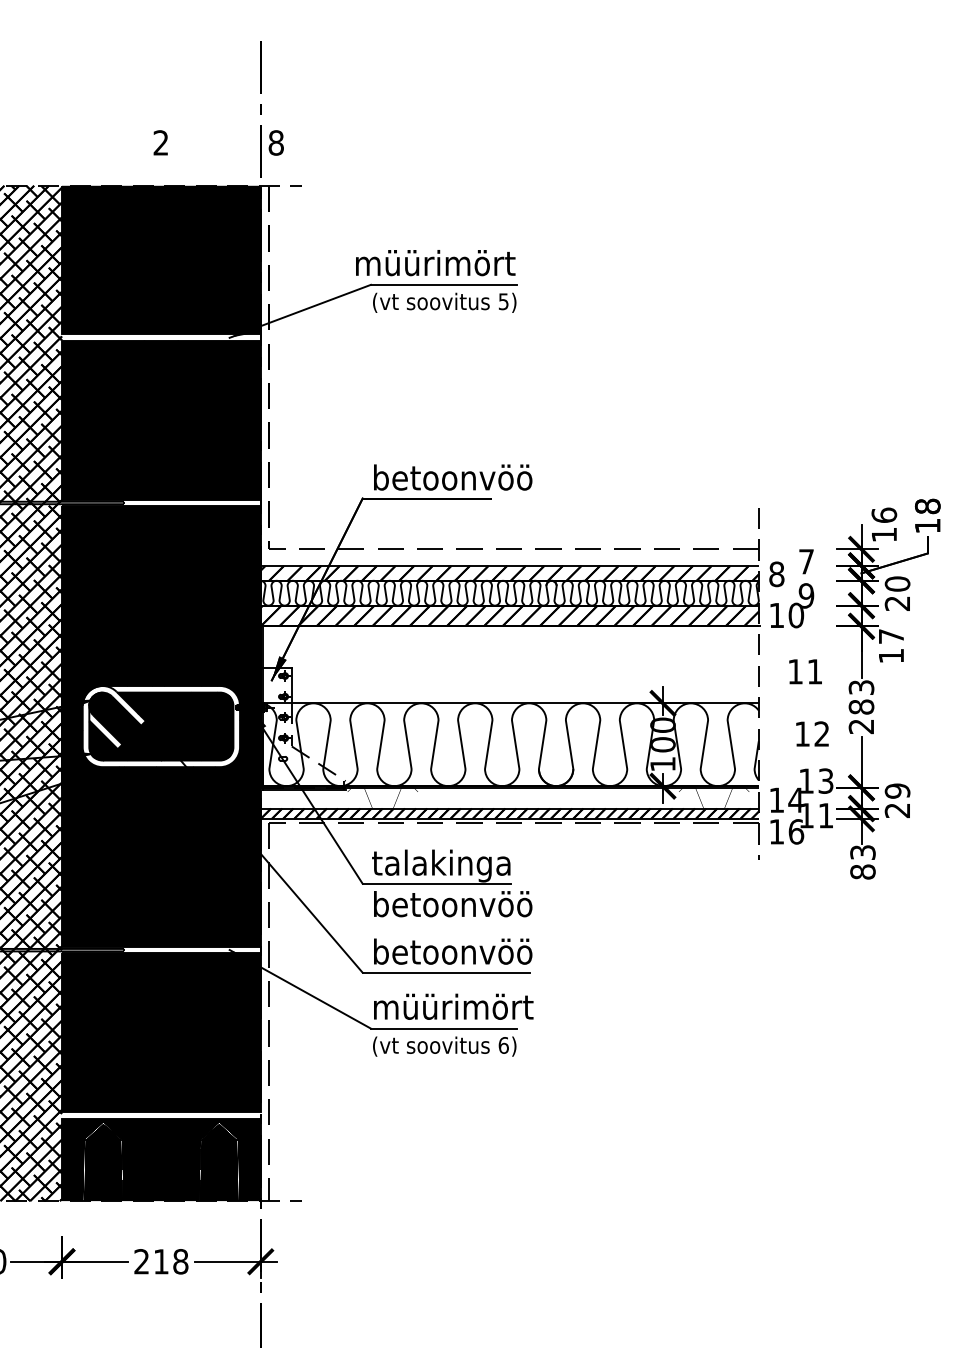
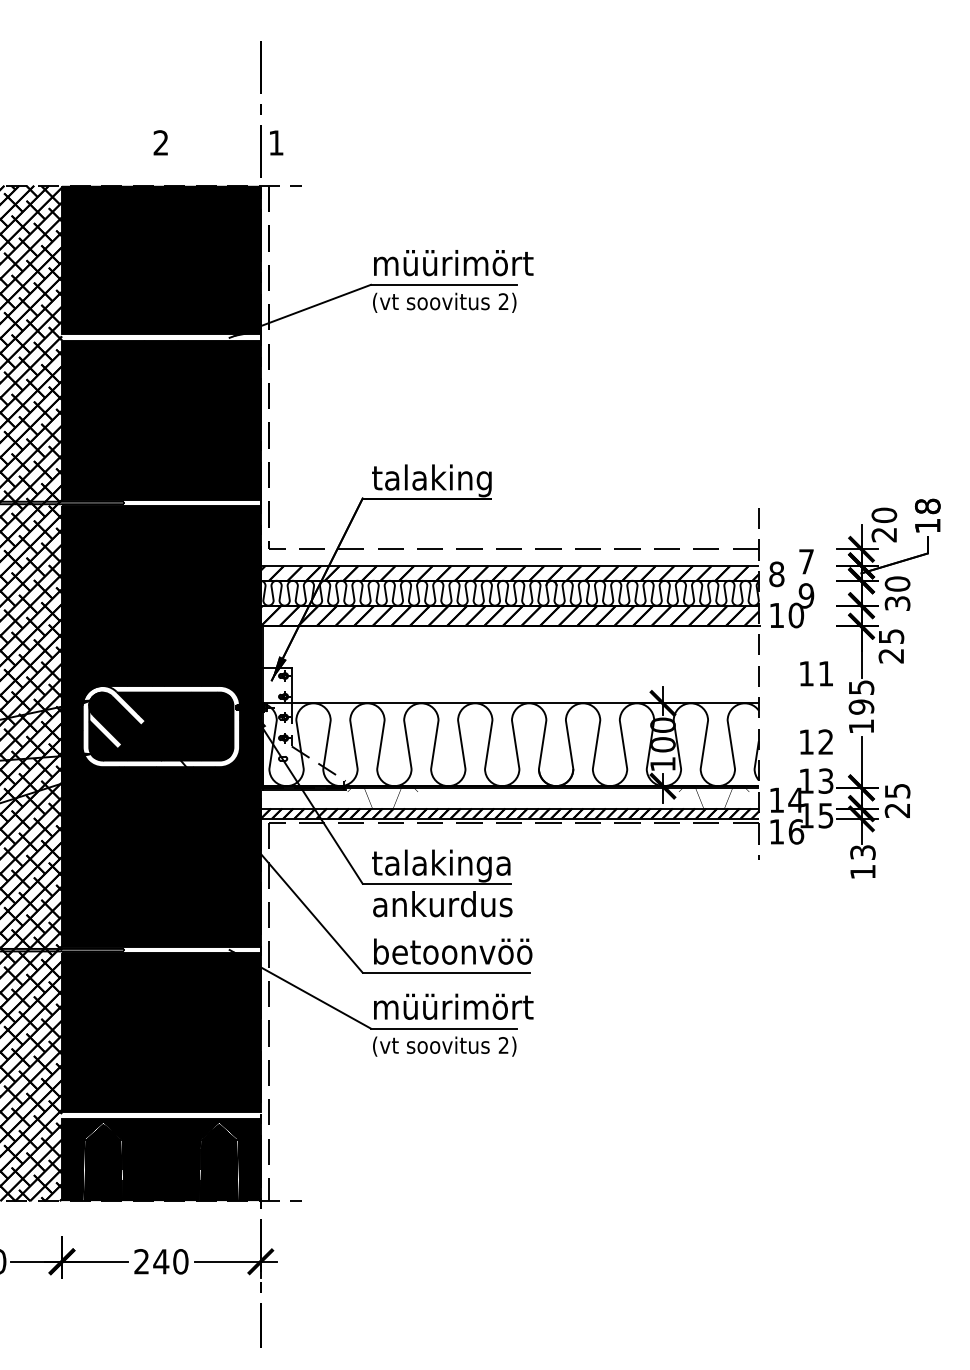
text: 8 -> 1 (275, 142)
text position: (435, 263) -> (453, 263) (453, 263)
text: 5) -> 2) (503, 301)
text: betoonvöö -> talaking (452, 480)
text: 16 -> 20 (883, 524)
text: 20 -> 30 (897, 603)
text: 17 -> 25 (891, 646)
text position: (805, 671) -> (816, 673) (816, 673)
text: 283 -> 195 (861, 707)
text position: (812, 733) -> (816, 741) (816, 741)
text: 29 -> 25 (897, 790)
text: 11 -> 15 (825, 815)
text: 83 -> 13 (862, 871)
text: betoonvöö -> ankurdus (452, 904)
text: 6) -> 2) (503, 1045)
text: 218 -> 240 (170, 1261)
